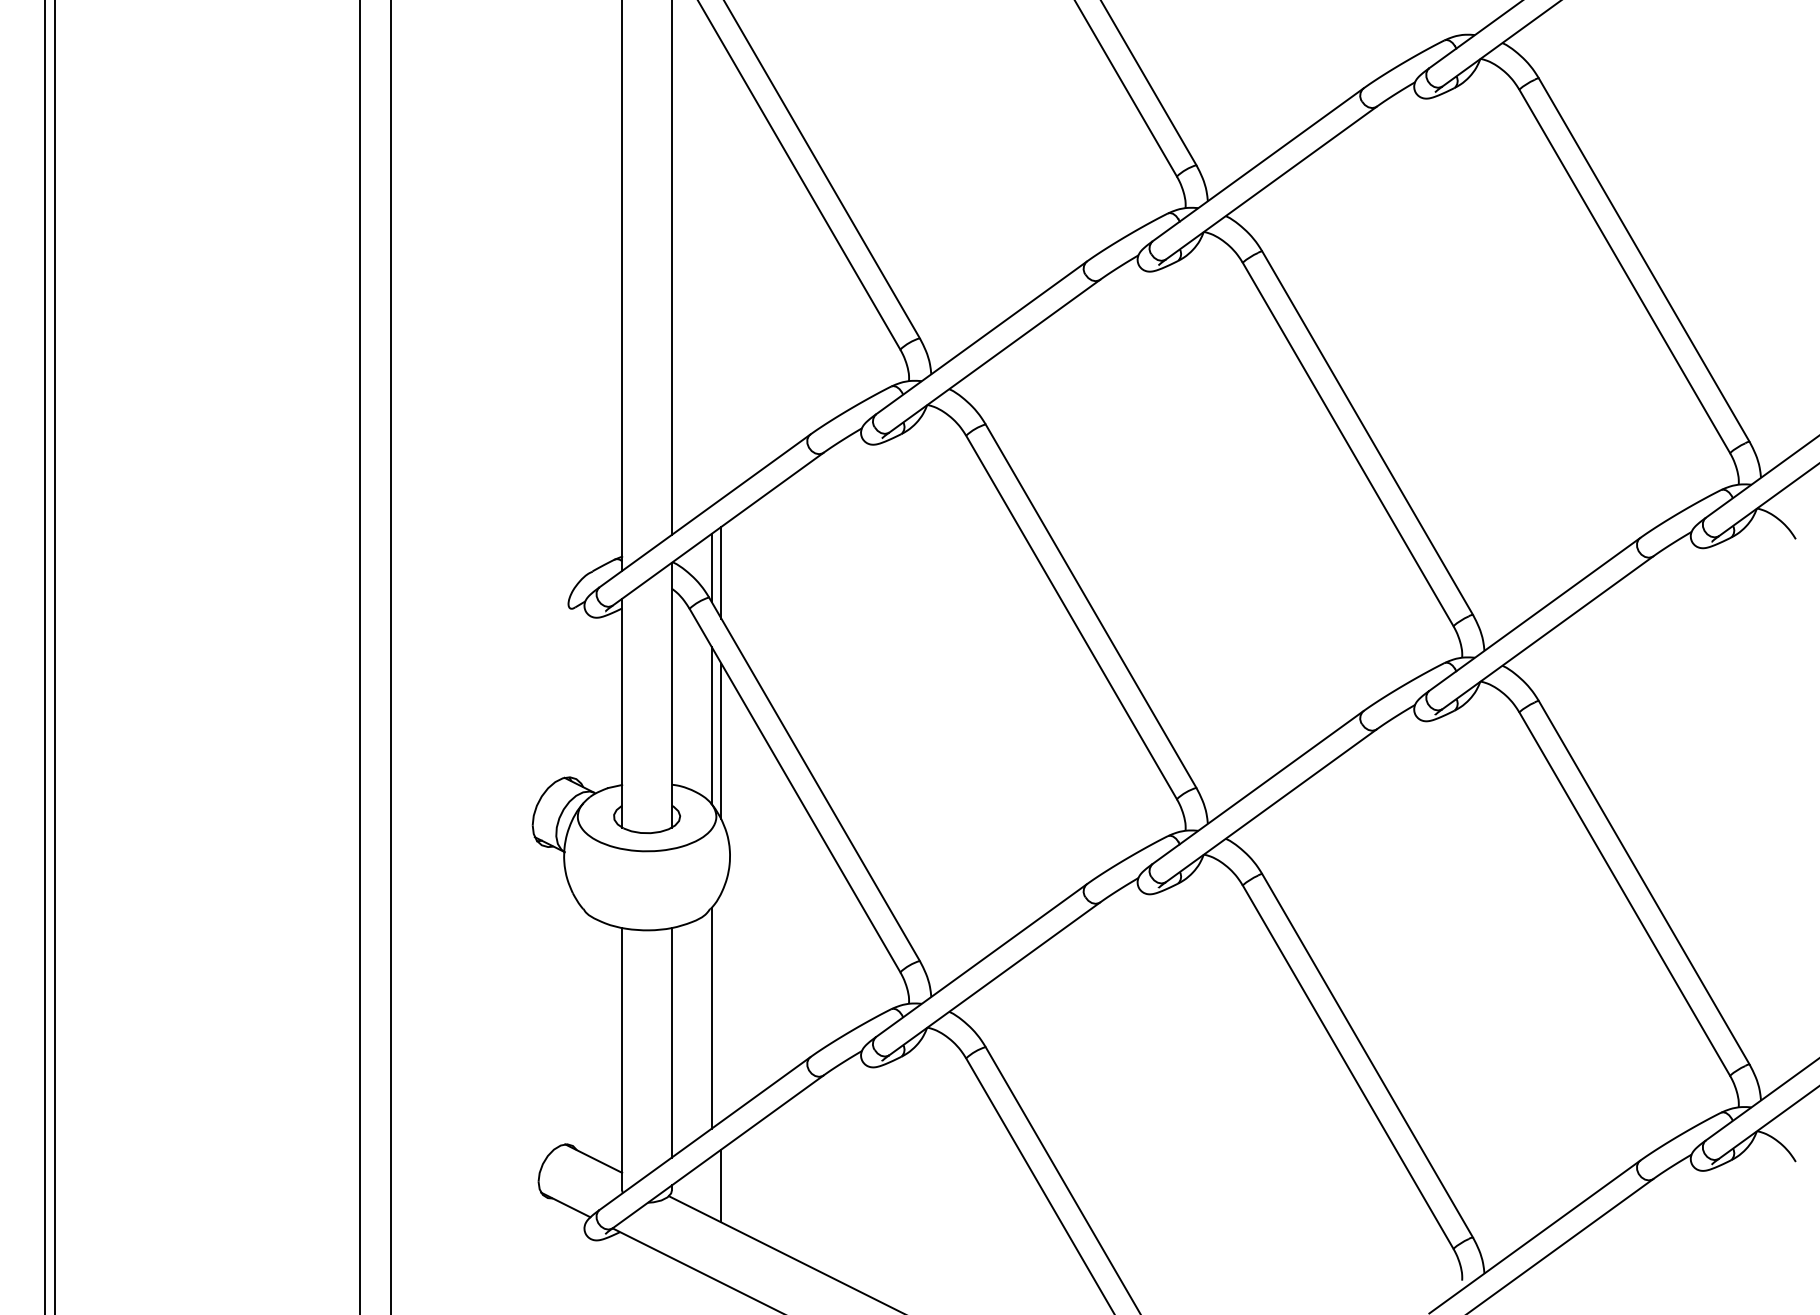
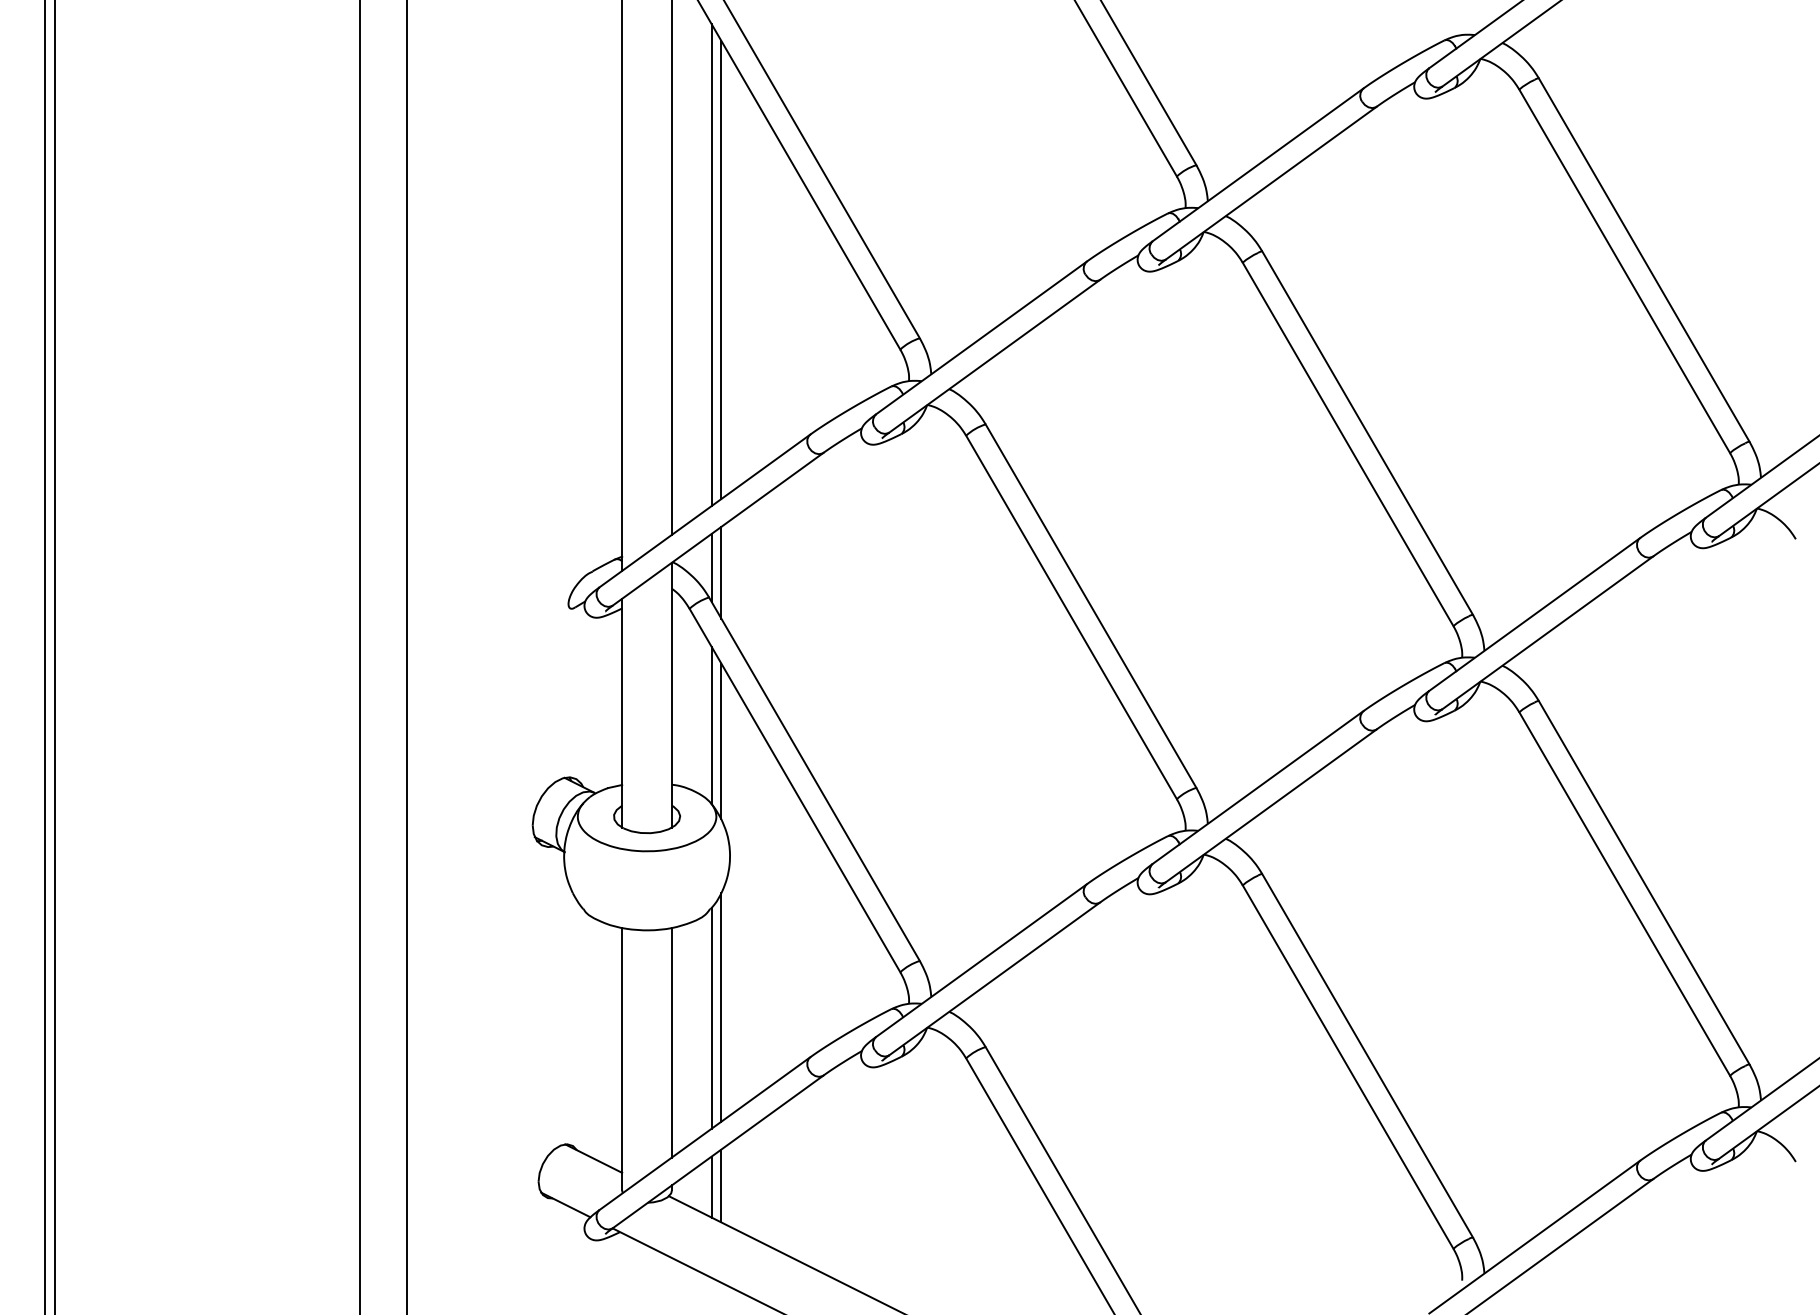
line: none -> present (711, 265)
line: none -> present (721, 269)
line position: (390, 656) -> (406, 656) (406, 656)
line: none -> present (721, 1006)
line: none -> present (711, 1186)
